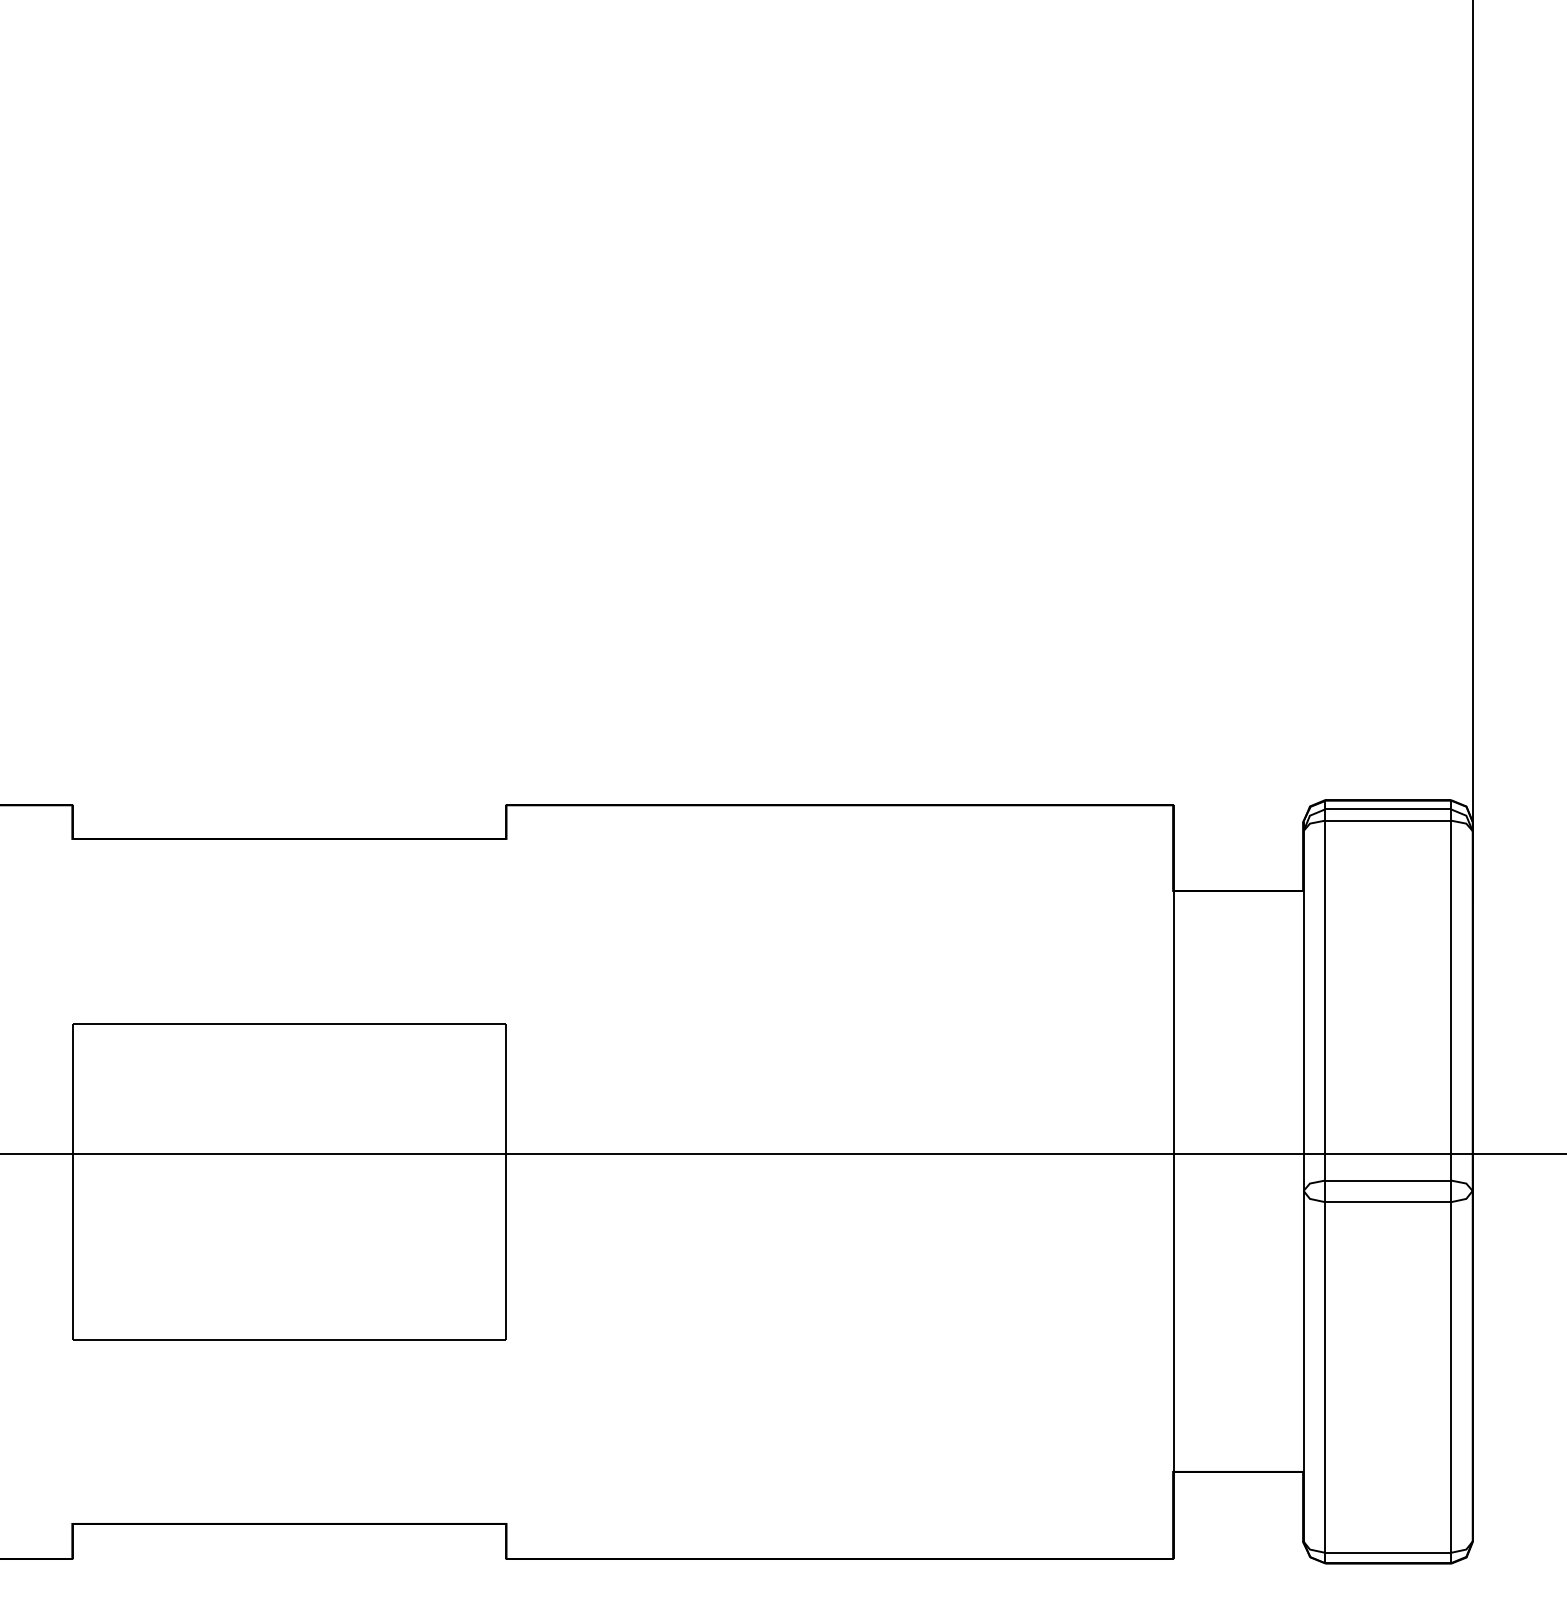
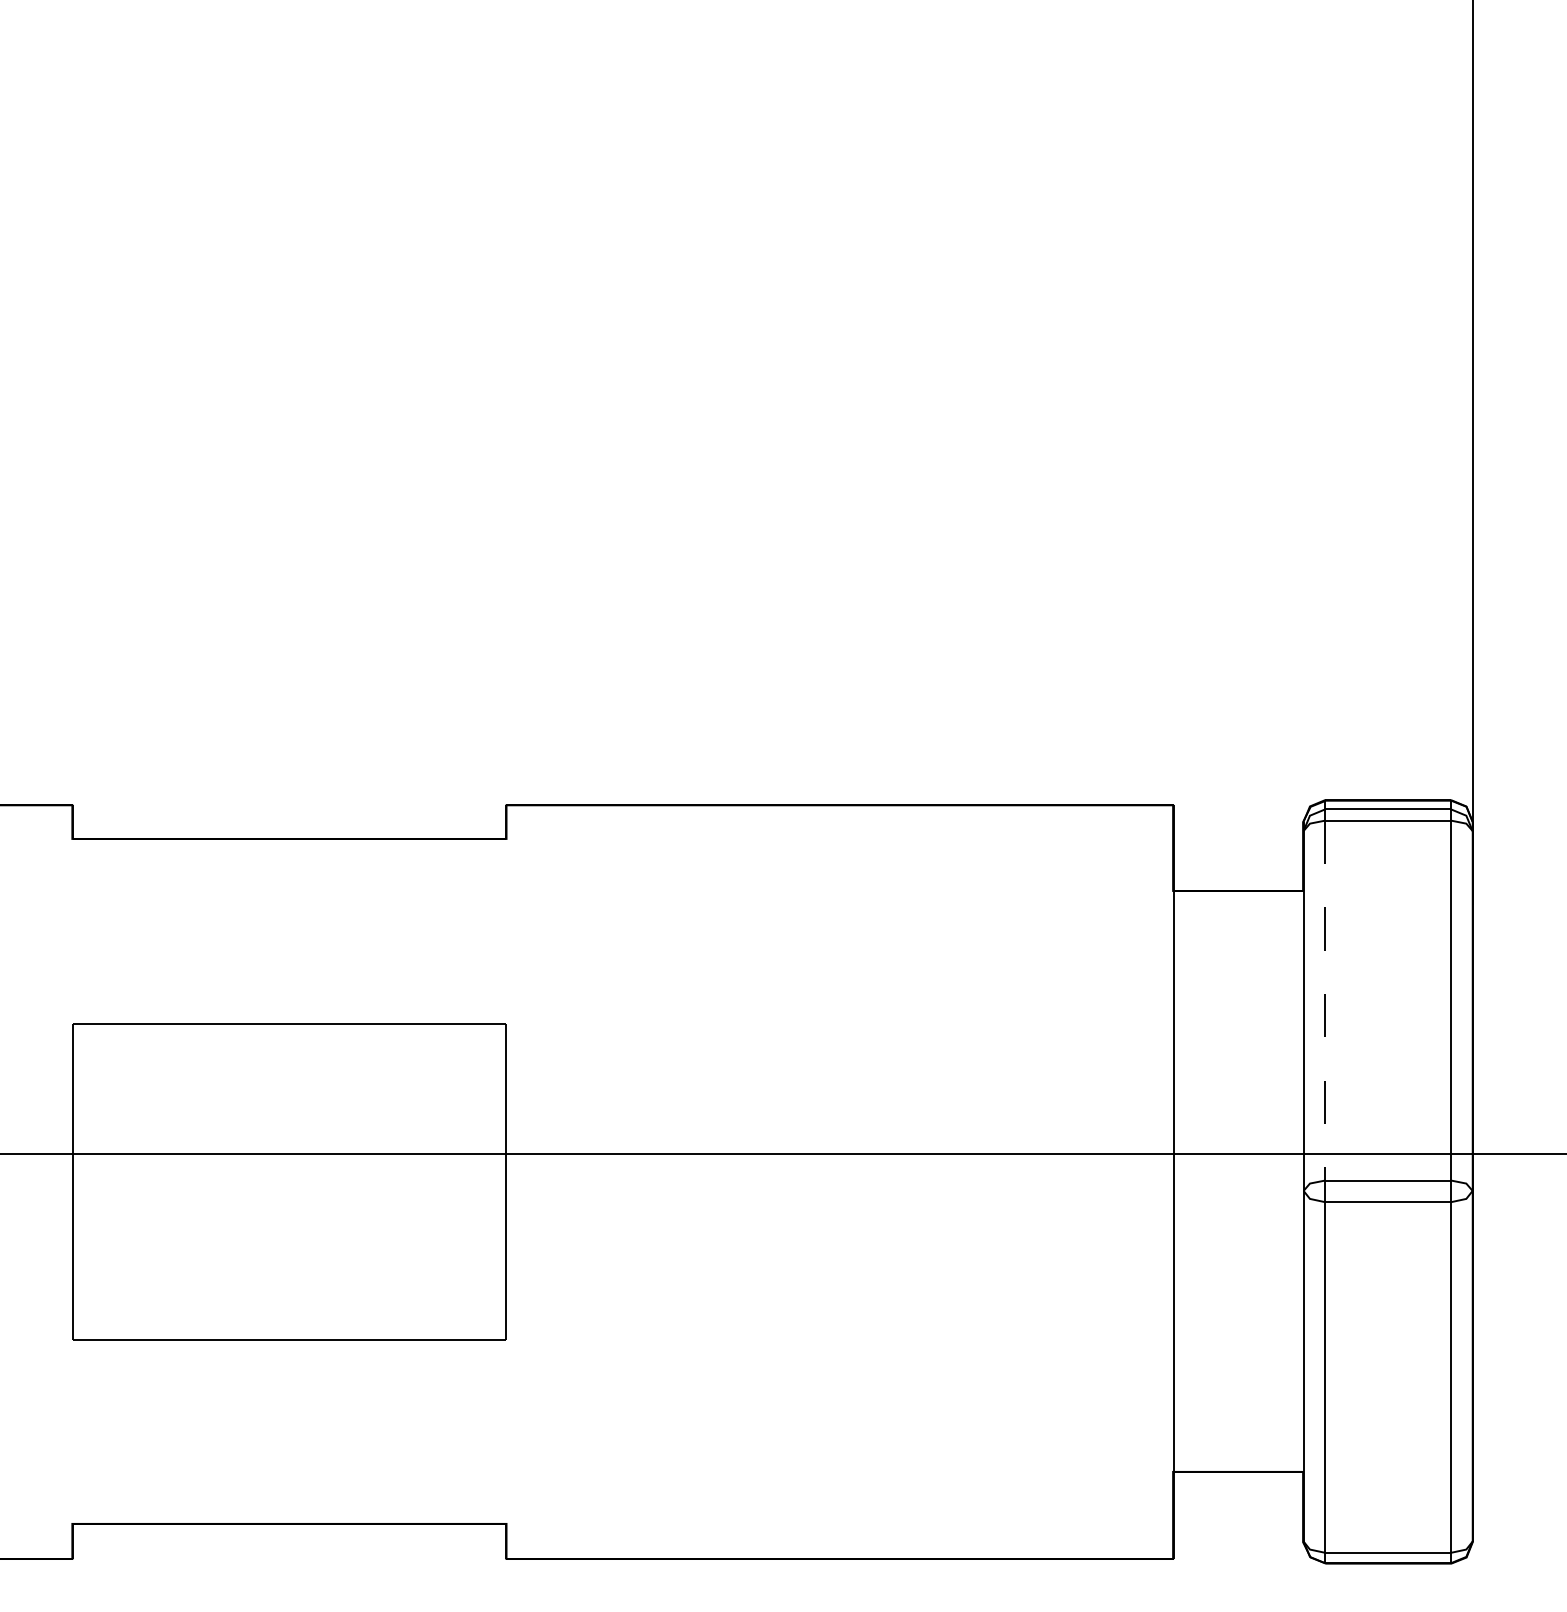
line: solid -> dashed (1325, 1000)
